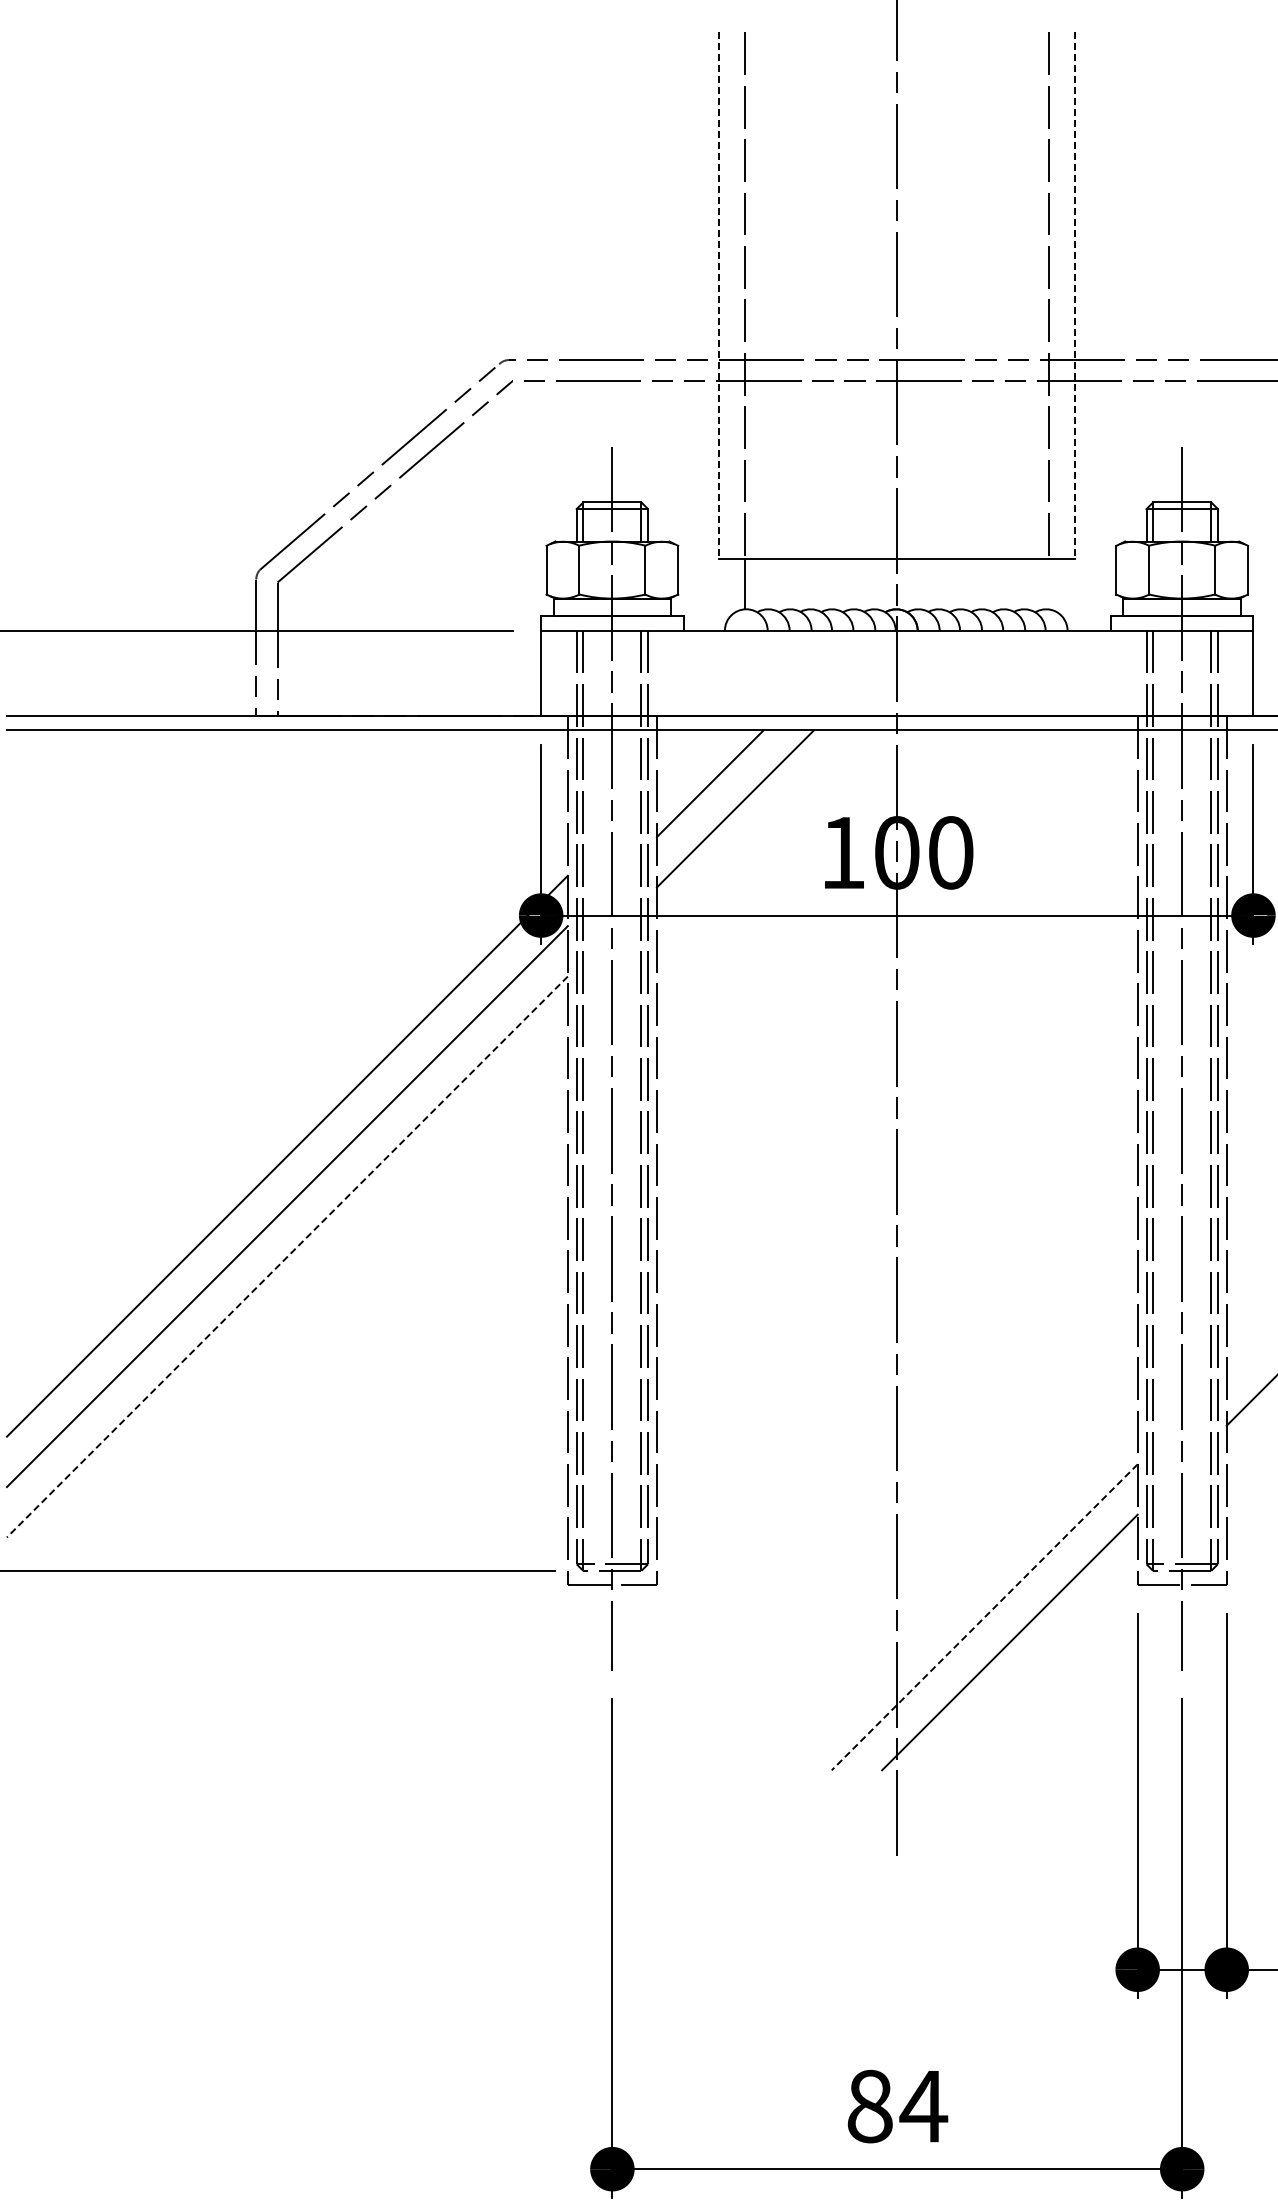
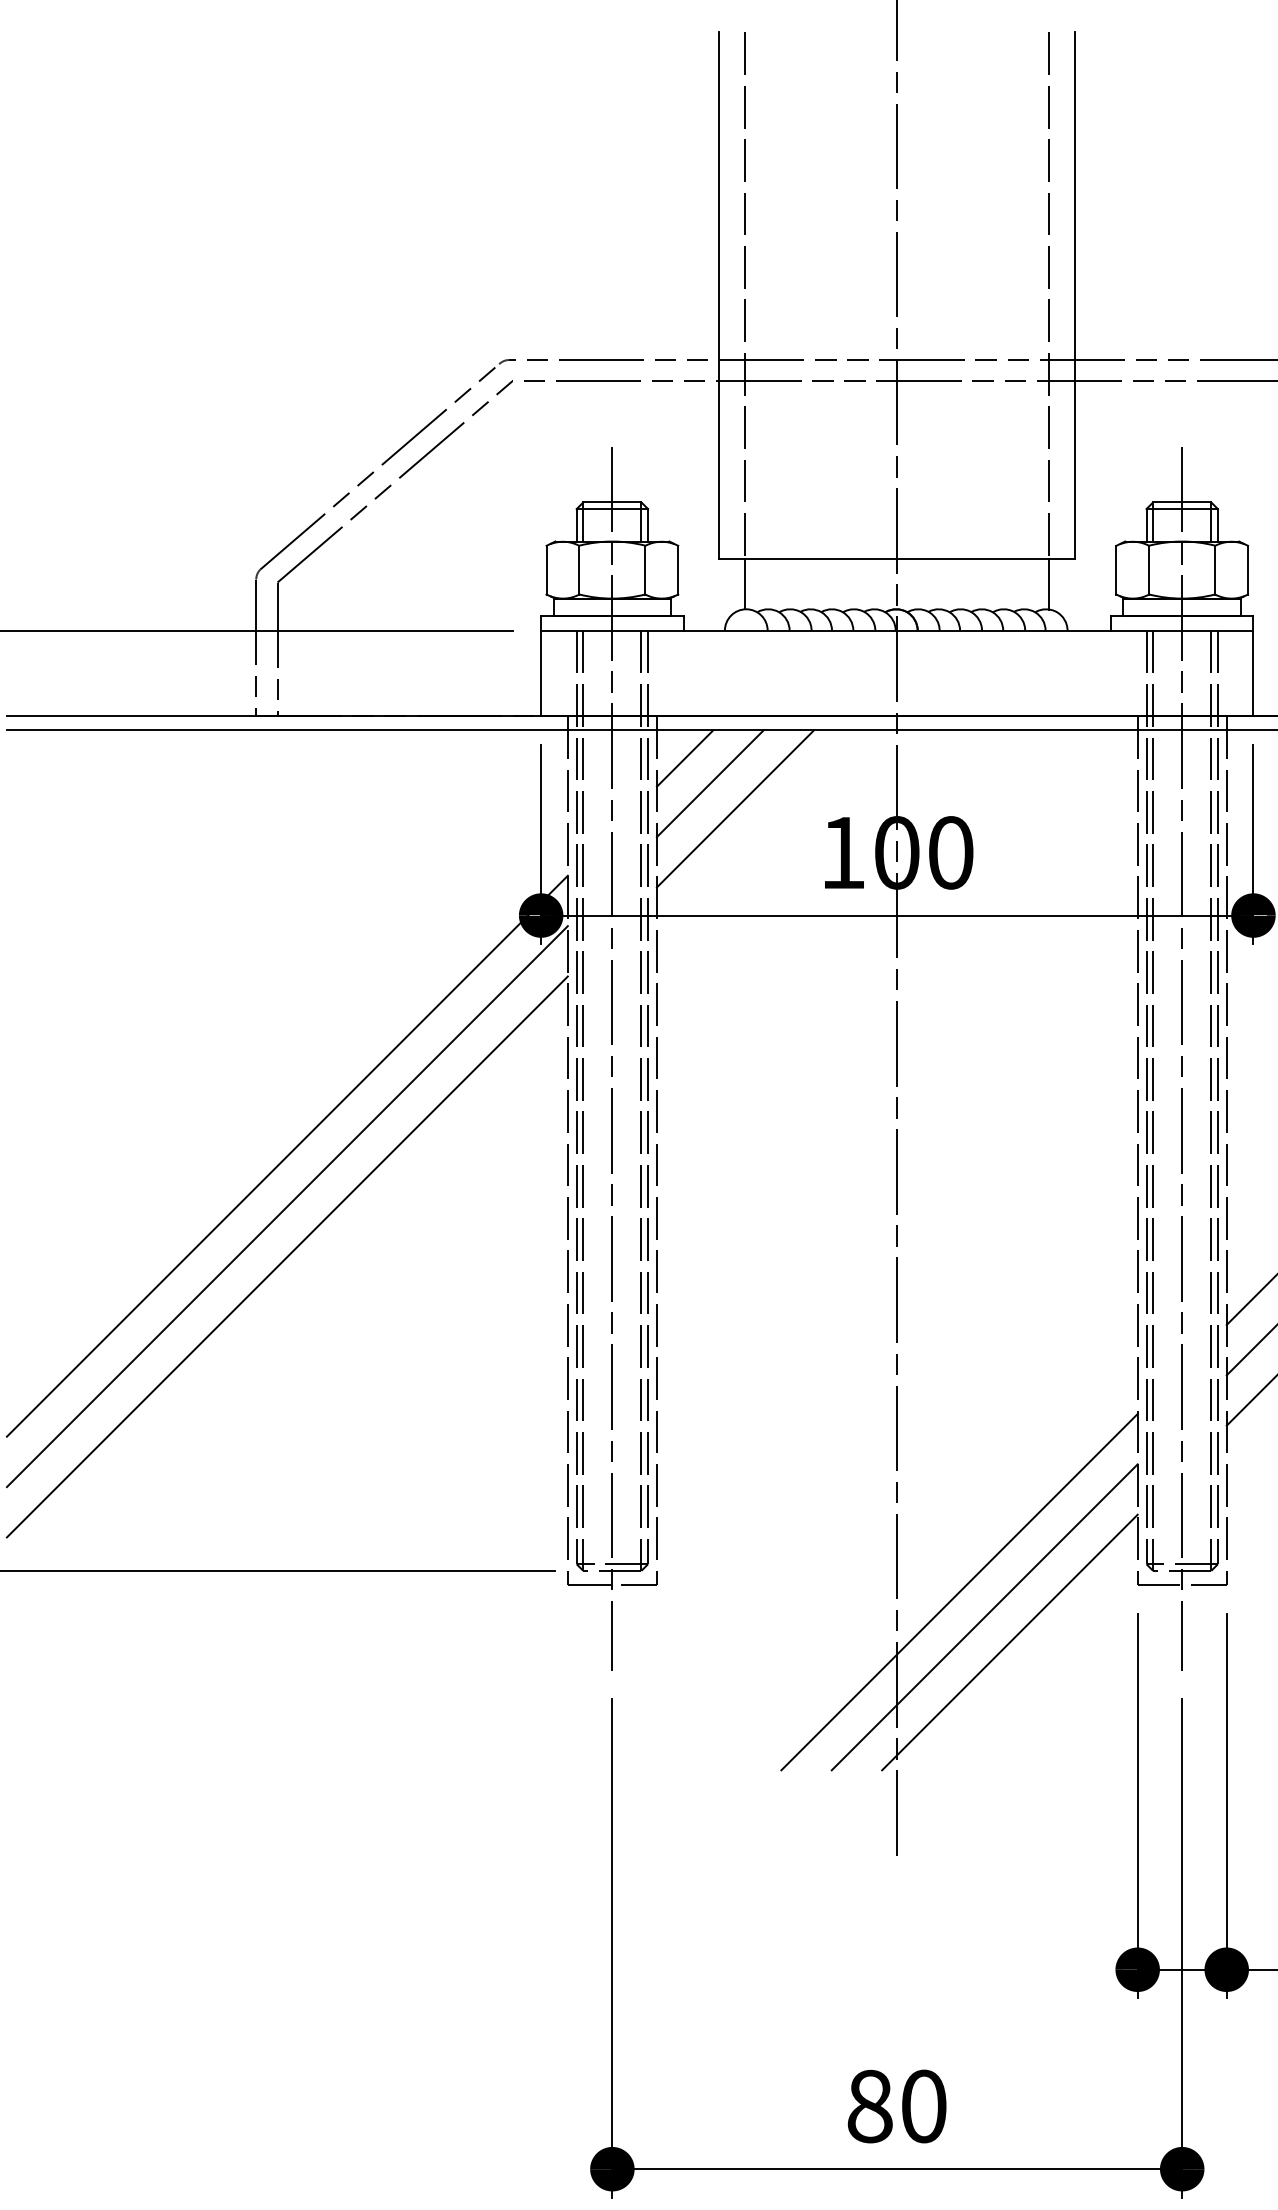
line: dashed -> solid (719, 295)
line: dashed -> solid (1075, 295)
line: none -> present (1049, 584)
line: none -> present (684, 758)
line: dashed -> solid (287, 1256)
line: none -> present (1250, 1300)
line: none -> present (1250, 1351)
line: none -> present (959, 1592)
line: dashed -> solid (984, 1617)
text: 84 -> 80 (923, 2106)
